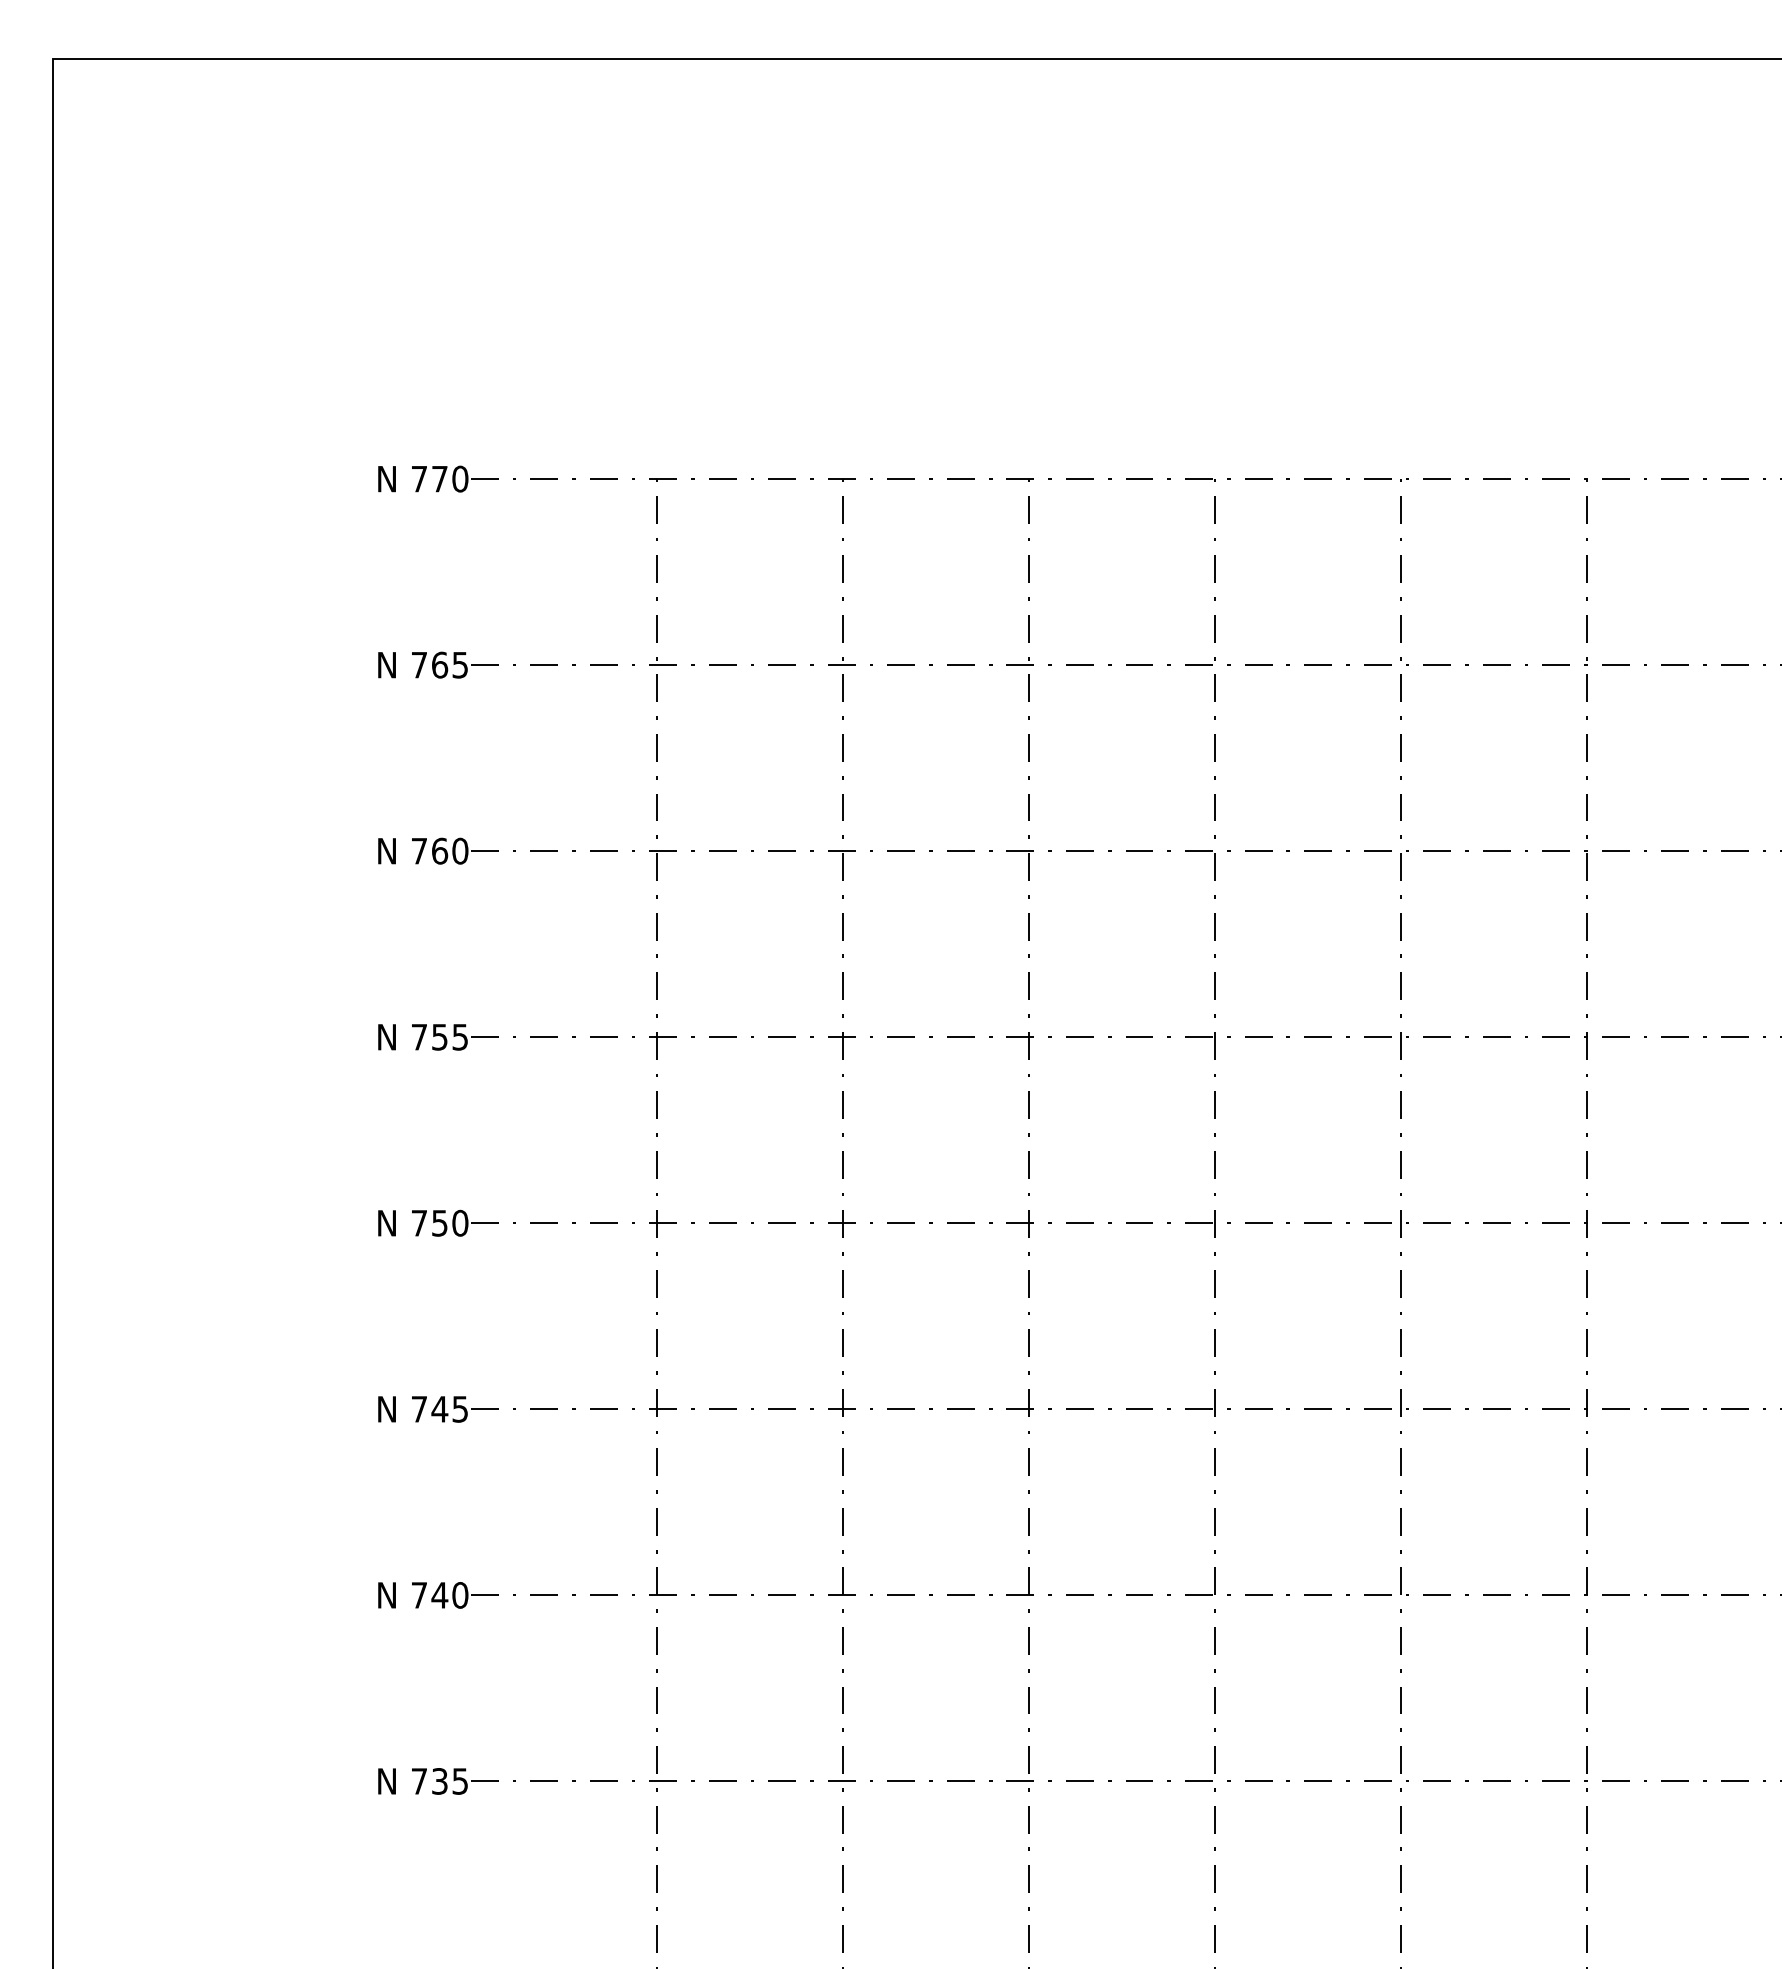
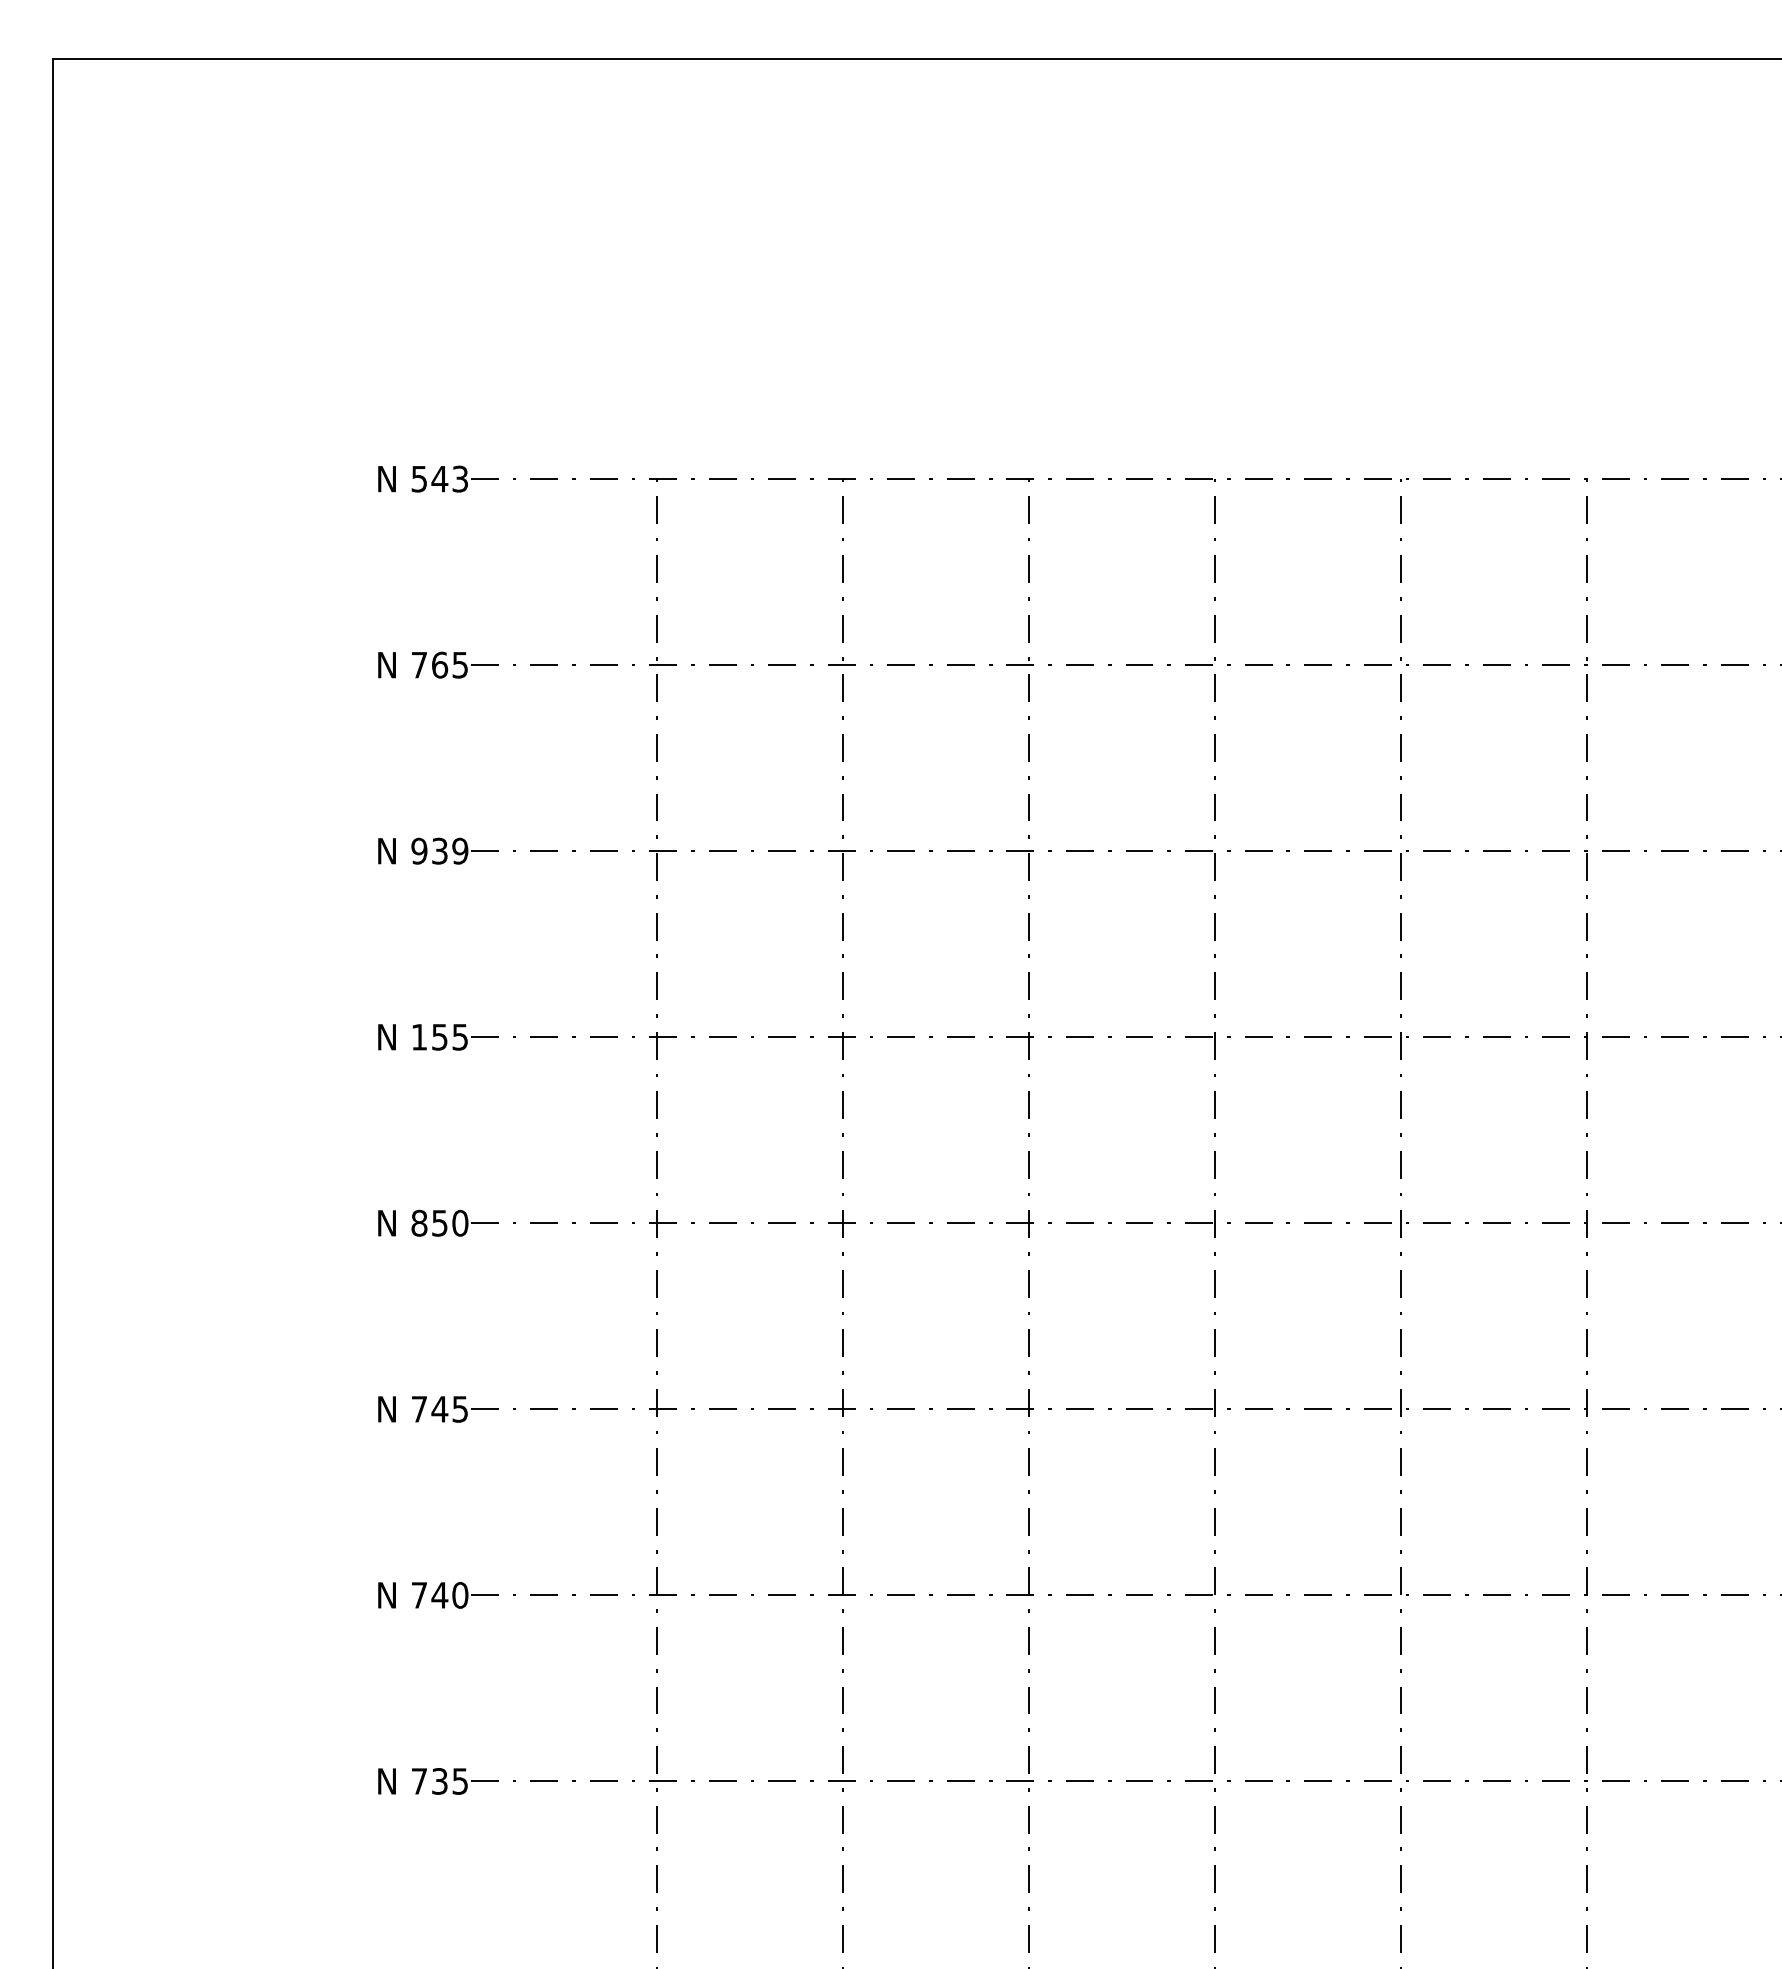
text: 770 -> 543 (439, 478)
text: 760 -> 939 (439, 850)
text: 755 -> 155 (419, 1037)
text: 750 -> 850 (419, 1222)
